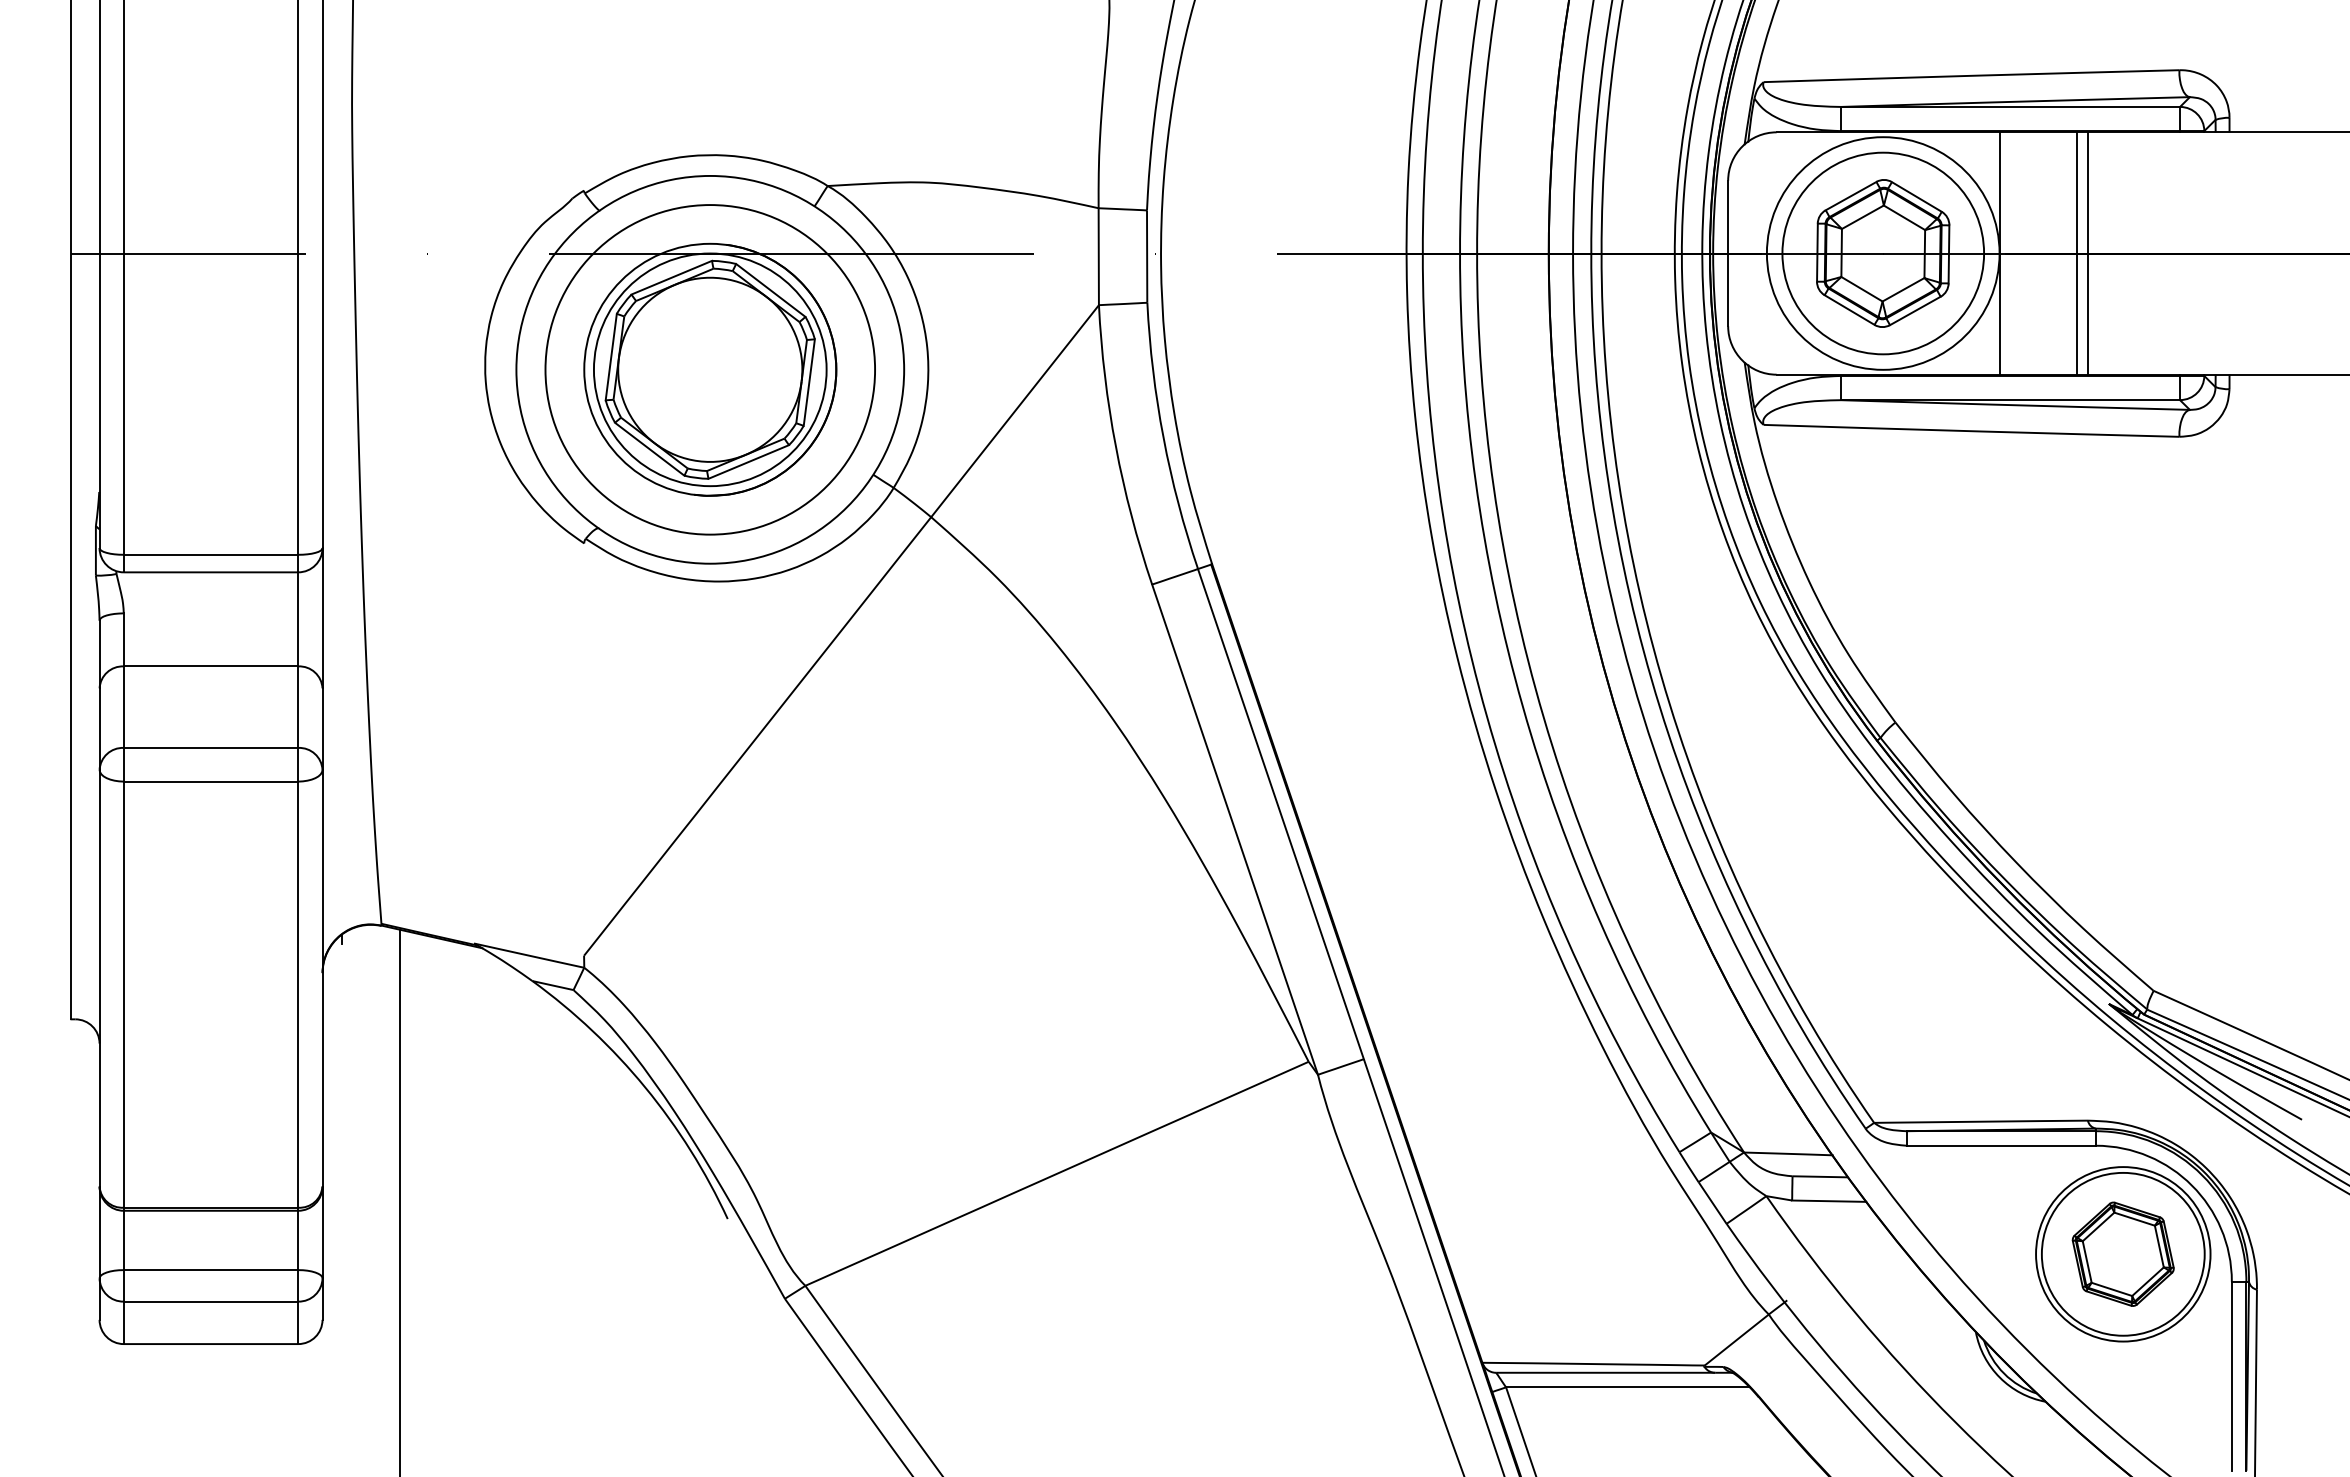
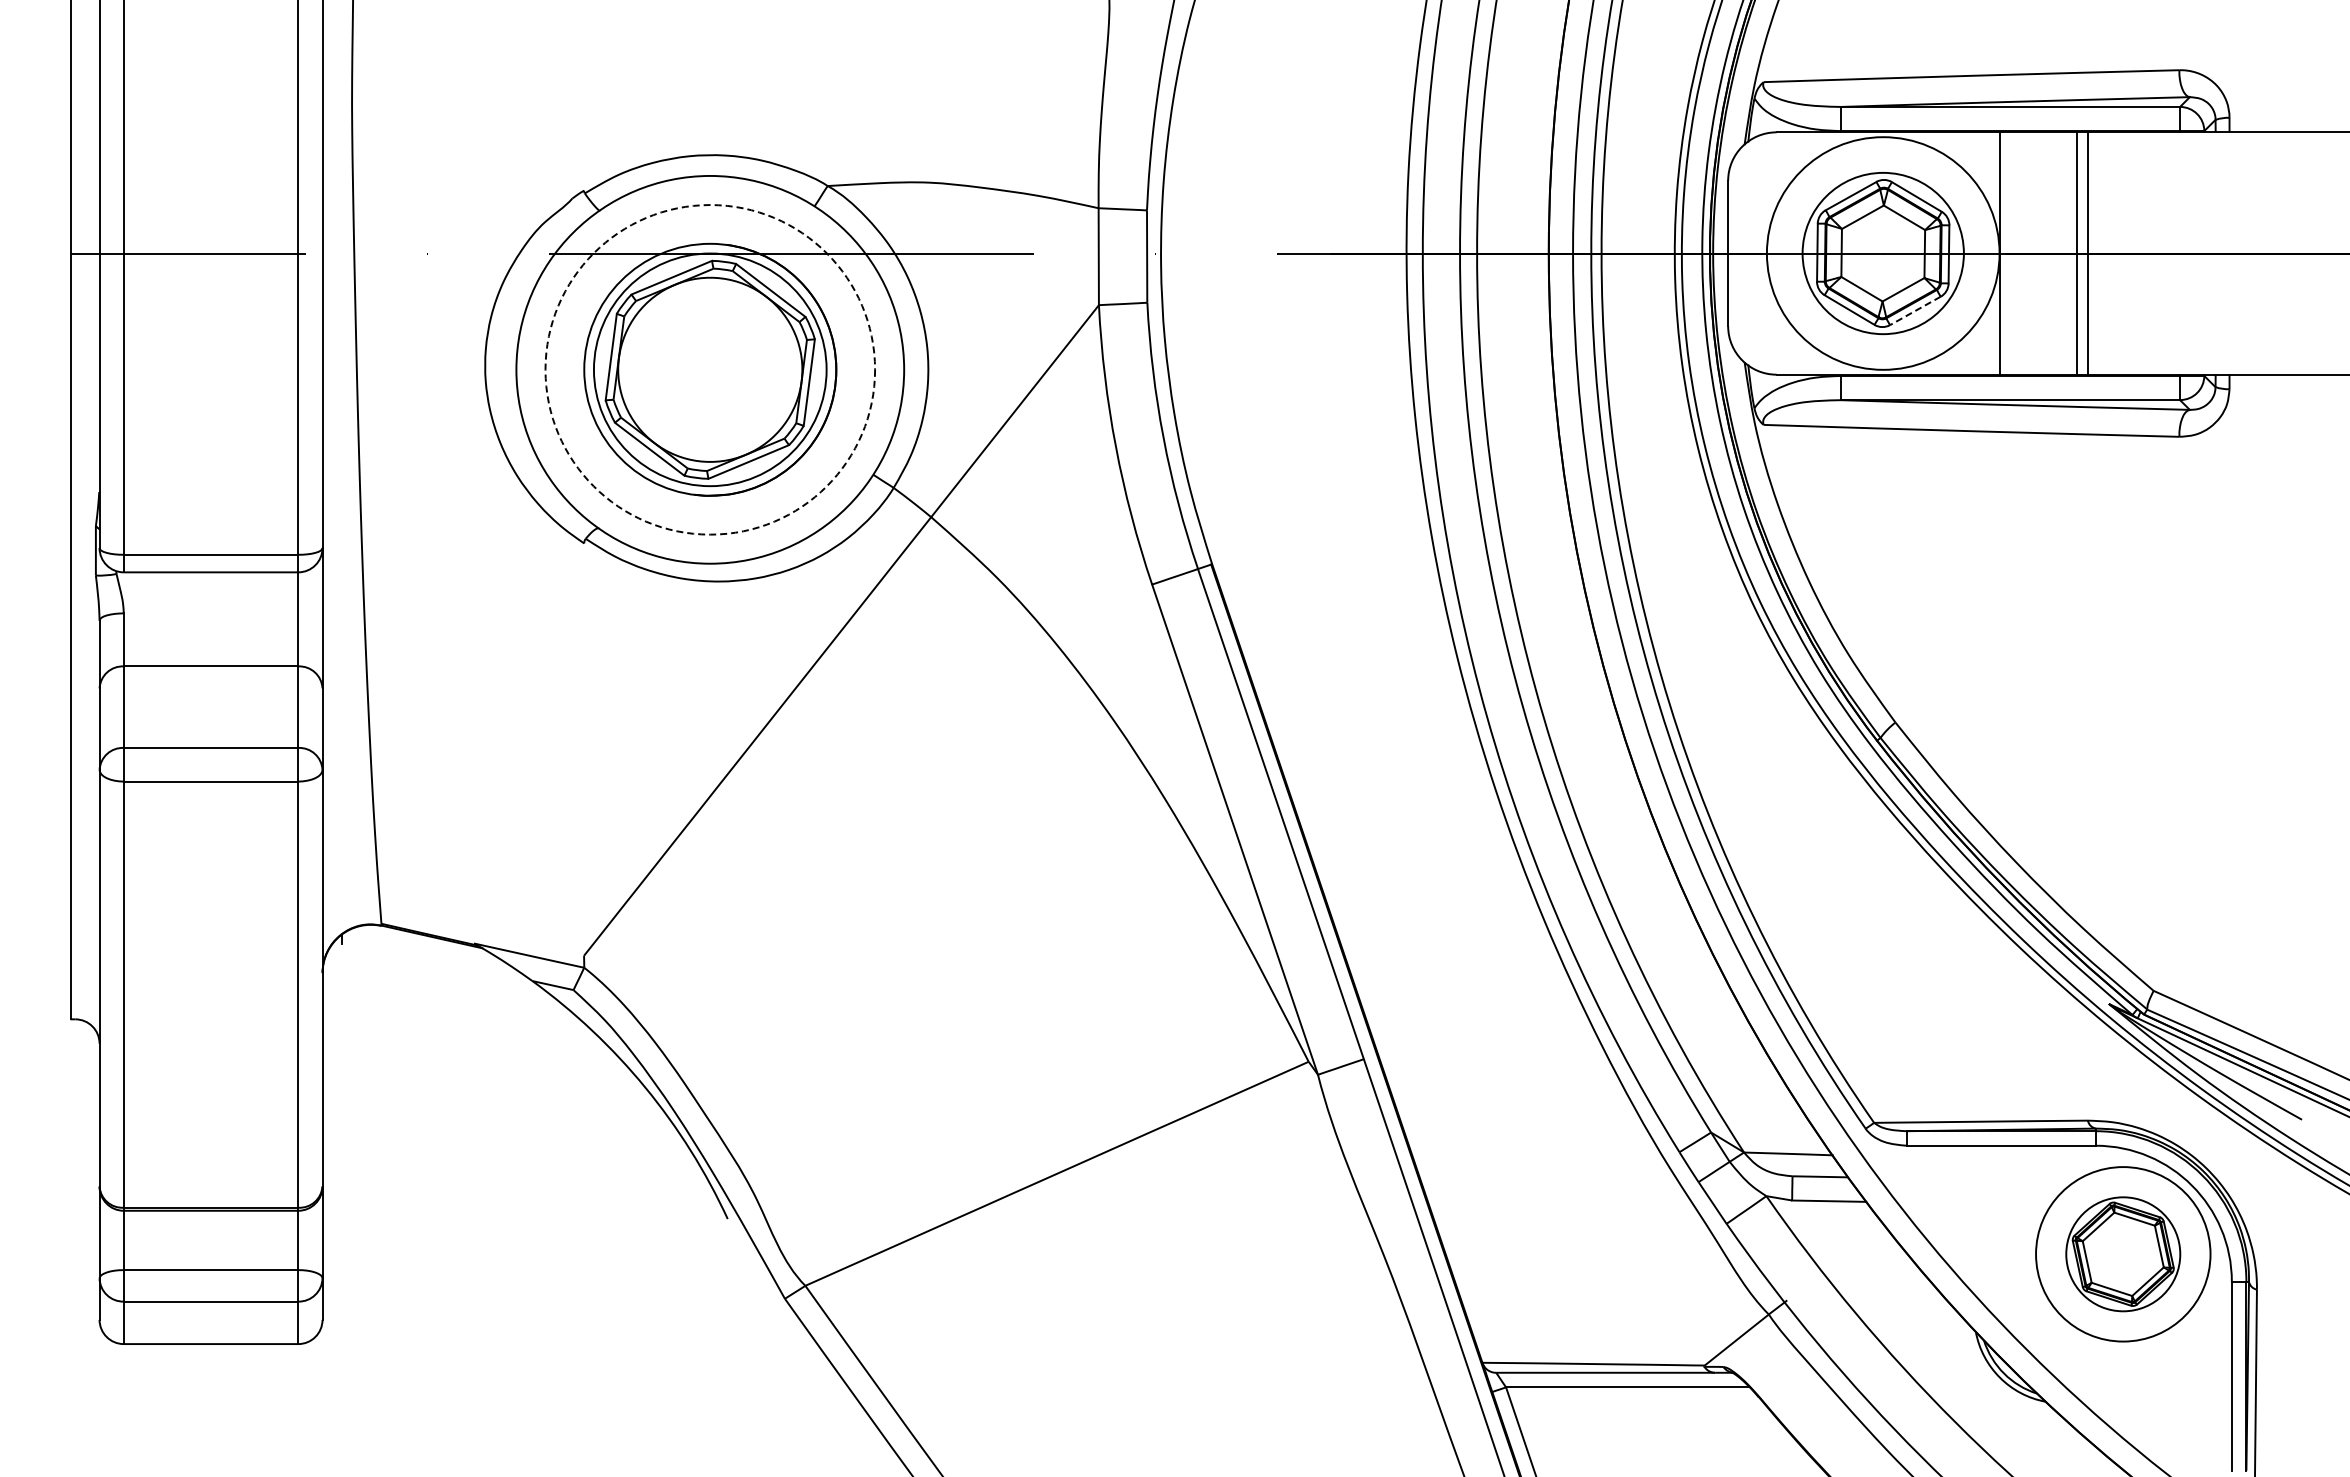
circle diameter: 202 px -> 161 px (1882, 253)
line: solid -> dashed (1914, 311)
circle: solid -> dashed (710, 369)
line: present -> none (400, 1201)
circle diameter: 163 px -> 114 px (2123, 1254)
